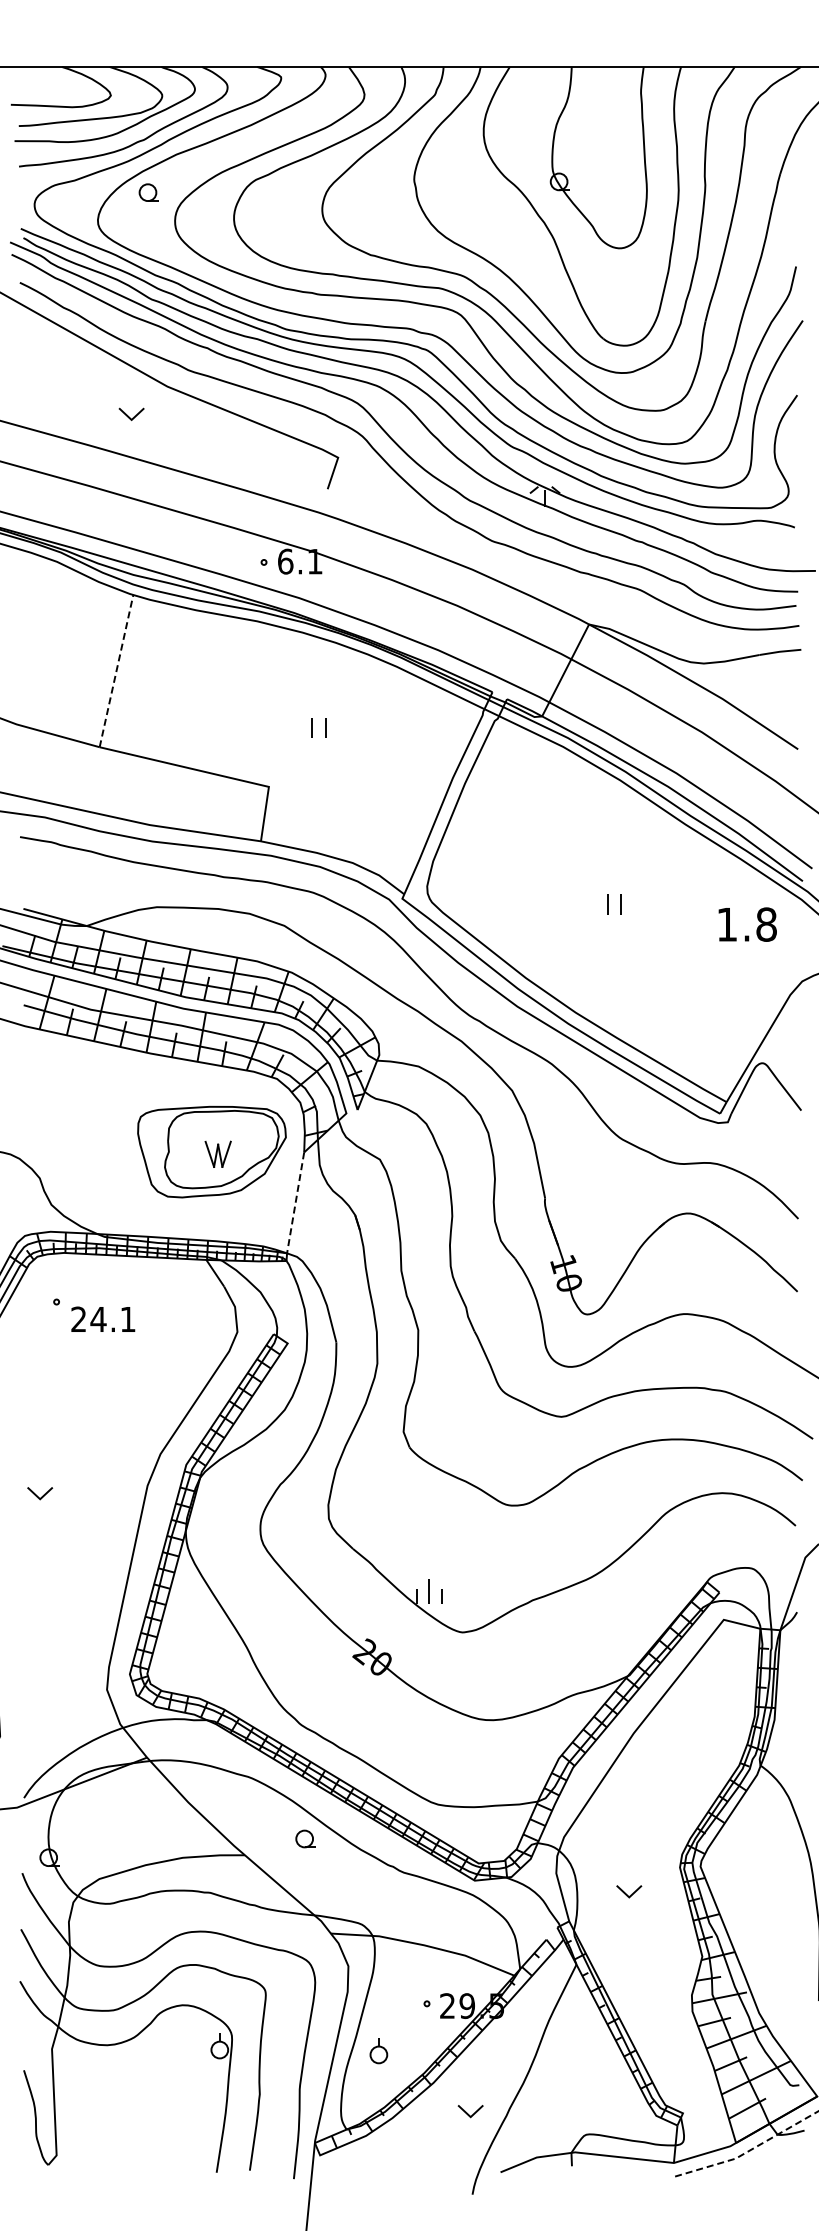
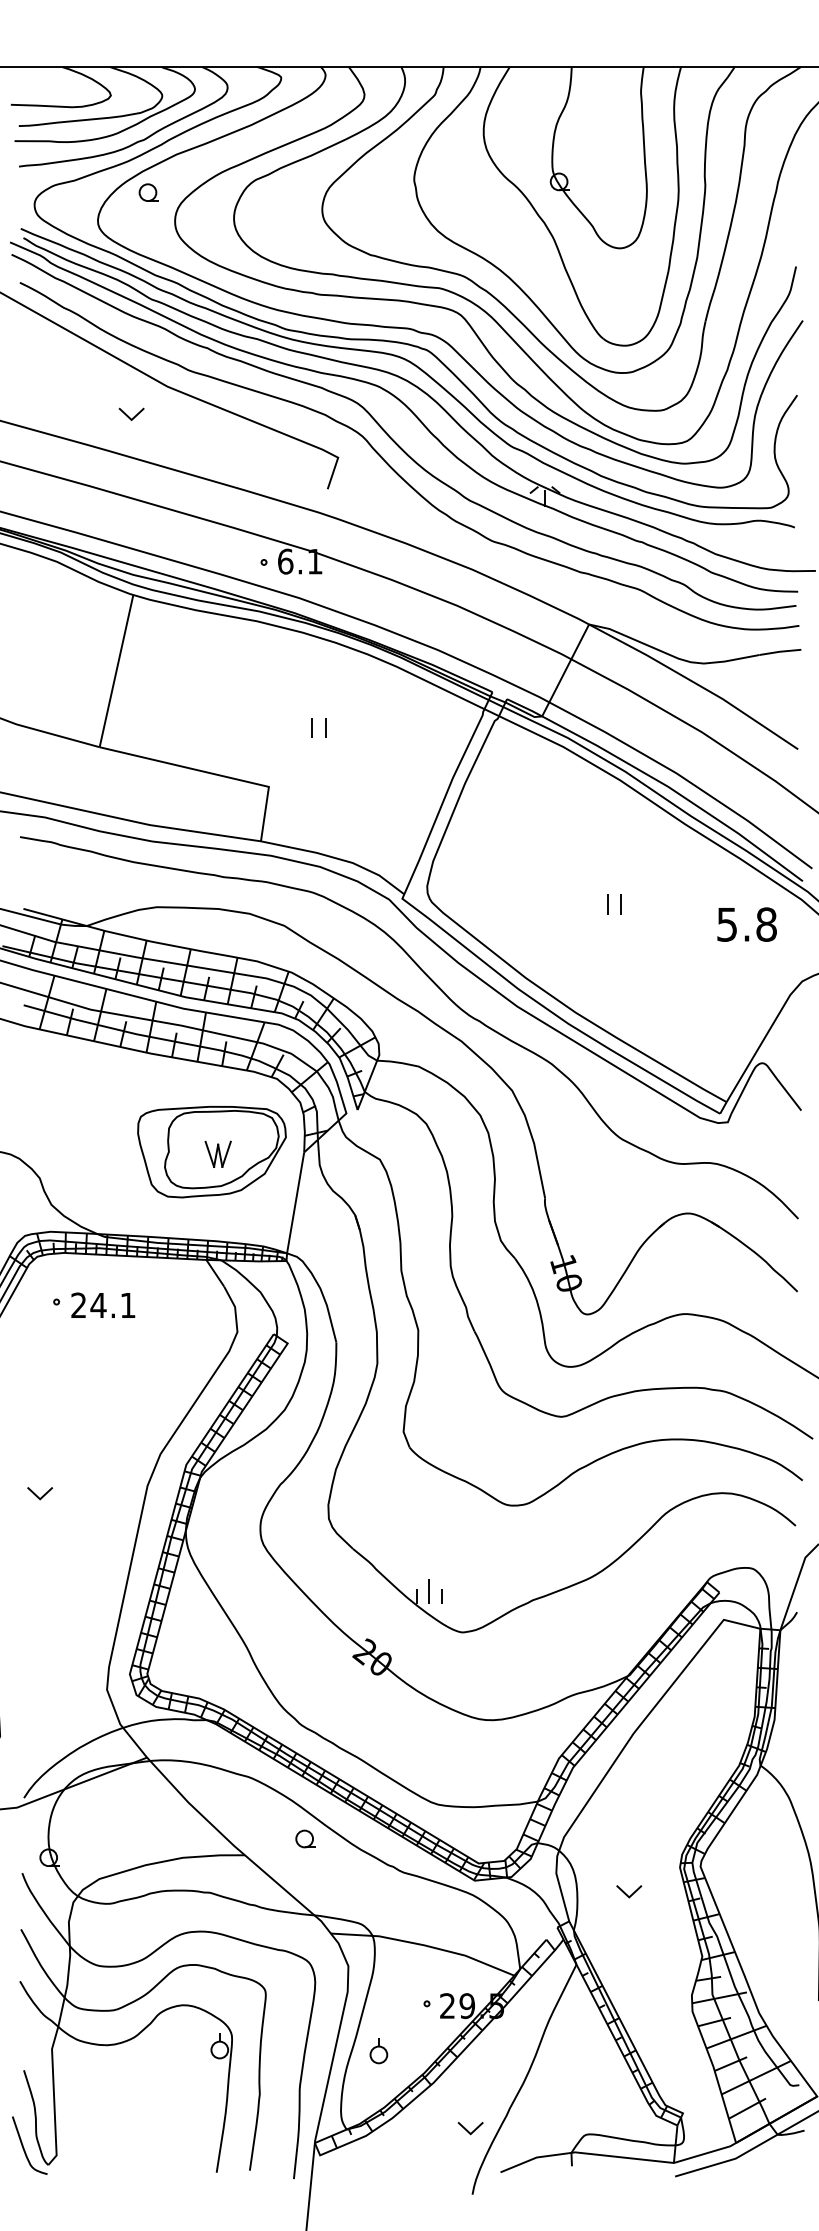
line: dashed -> solid (116, 671)
text: 1.8 -> 5.8 (726, 924)
line: dashed -> solid (295, 1203)
text position: (103, 1318) -> (103, 1304) (103, 1304)
part position: (470, 2111) -> (470, 2128) (470, 2128)
curve: none -> present (24, 2147)
line: dashed -> solid (749, 2150)
